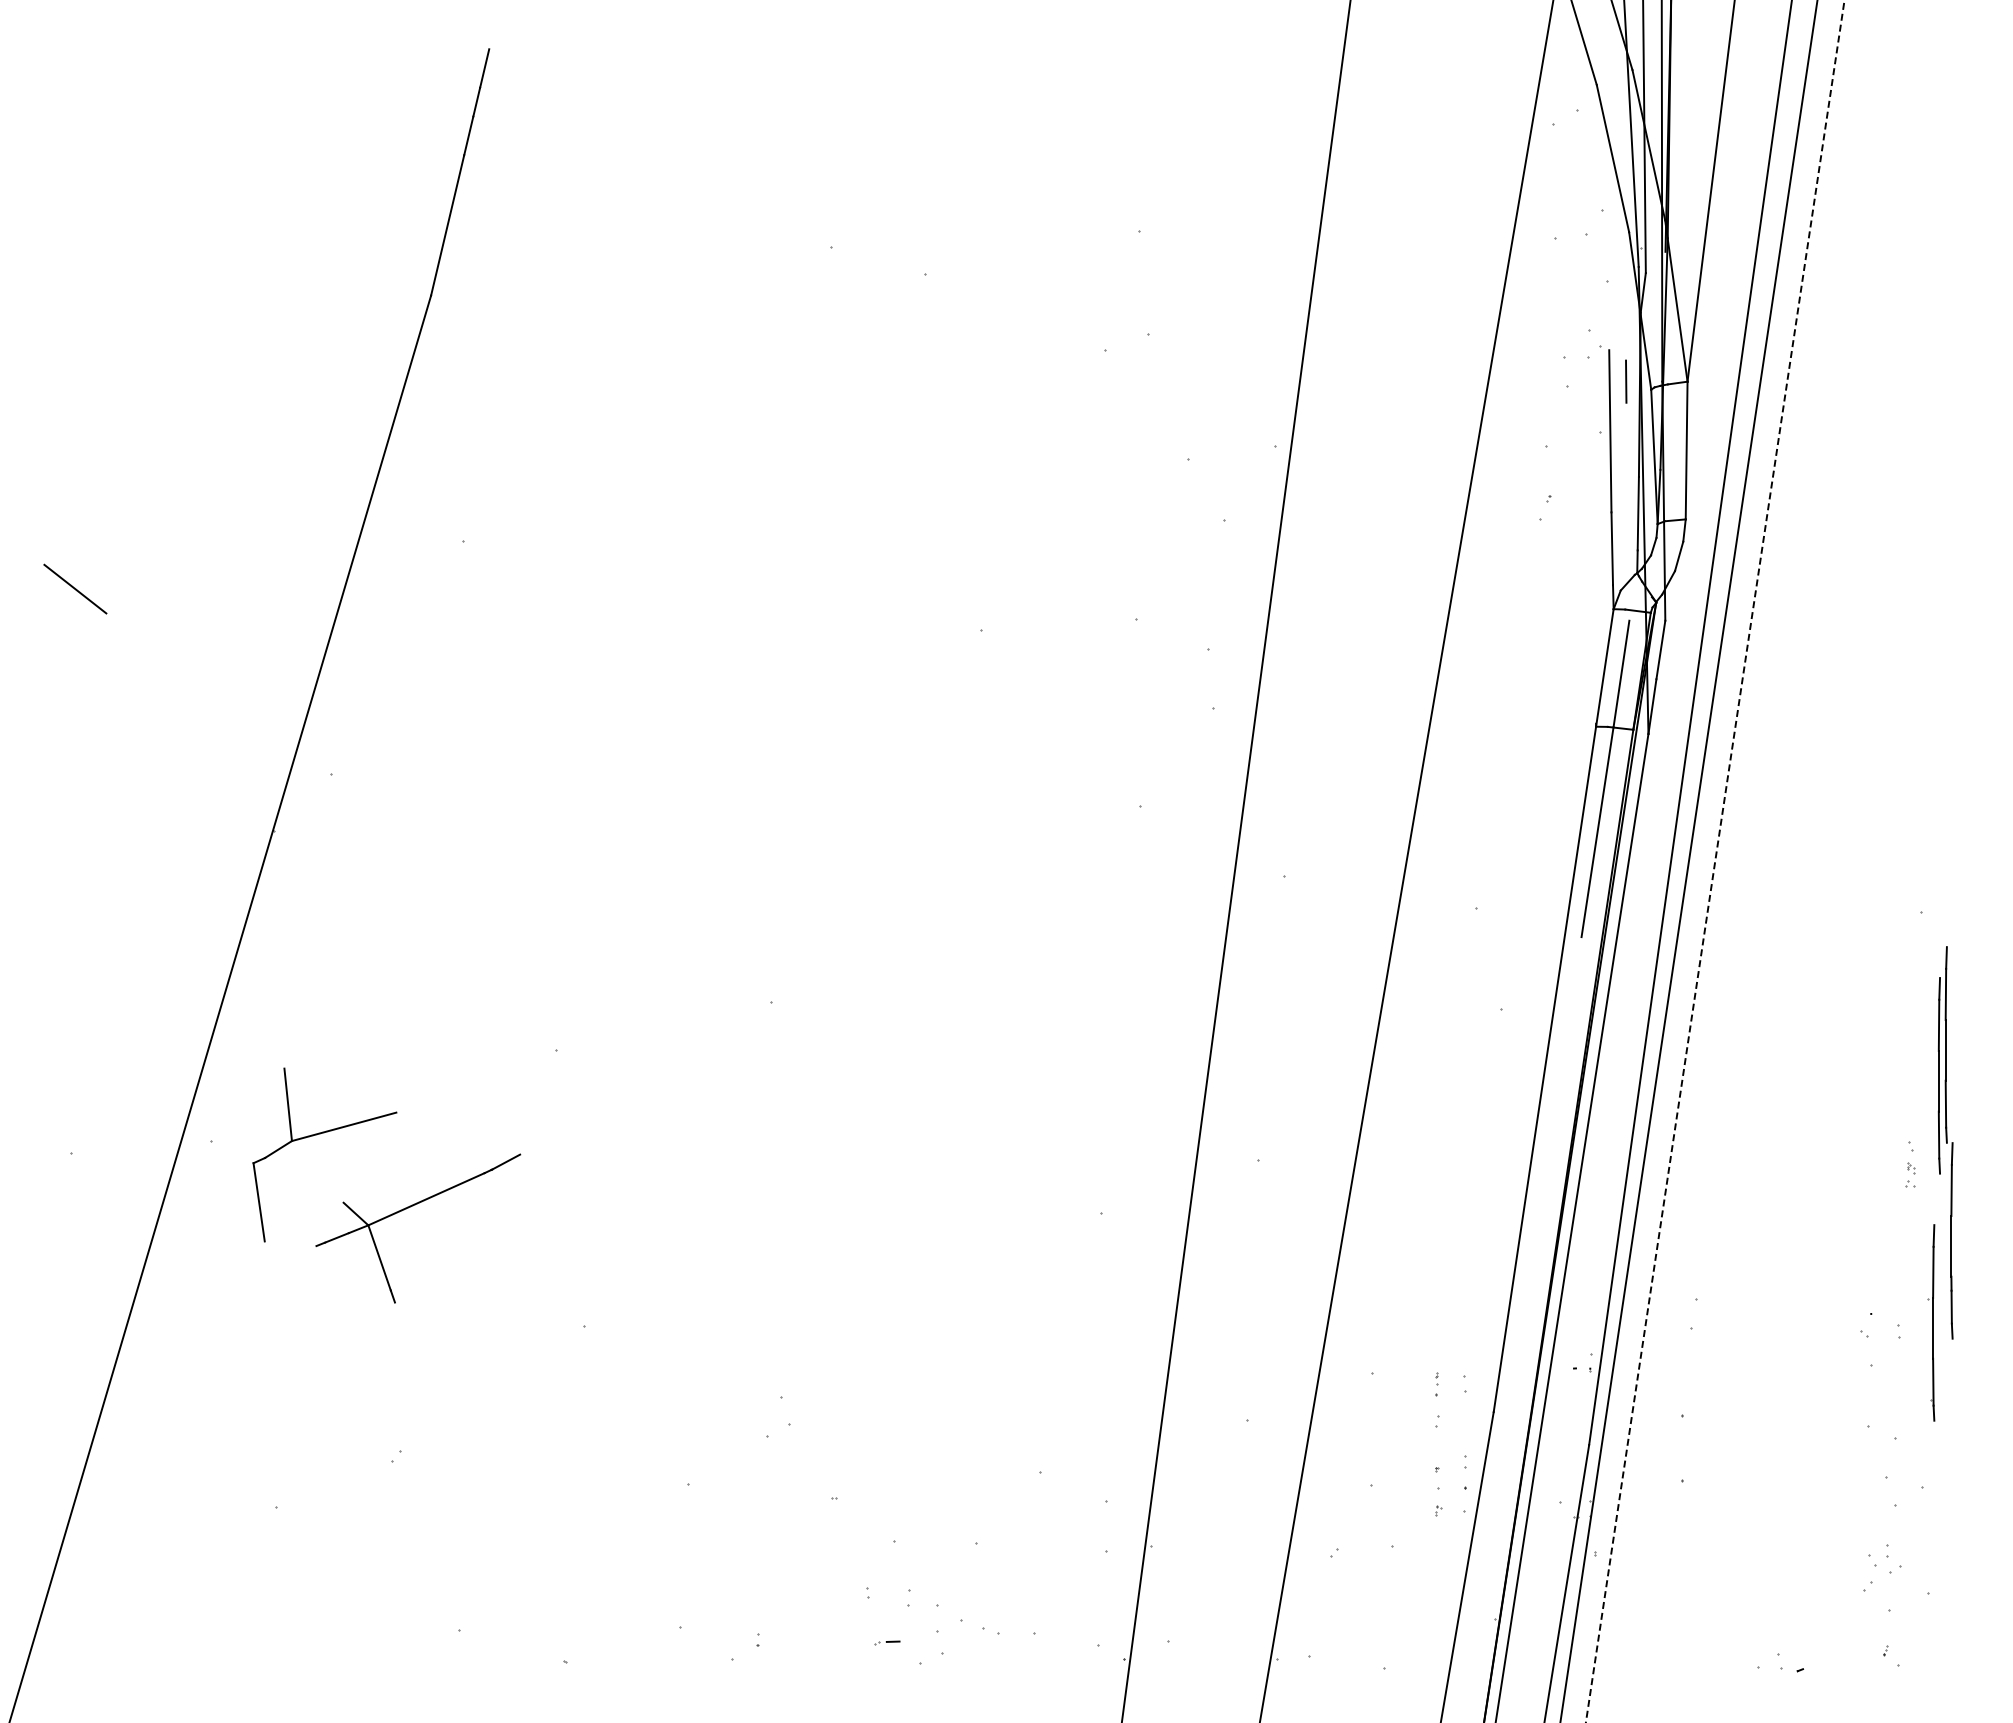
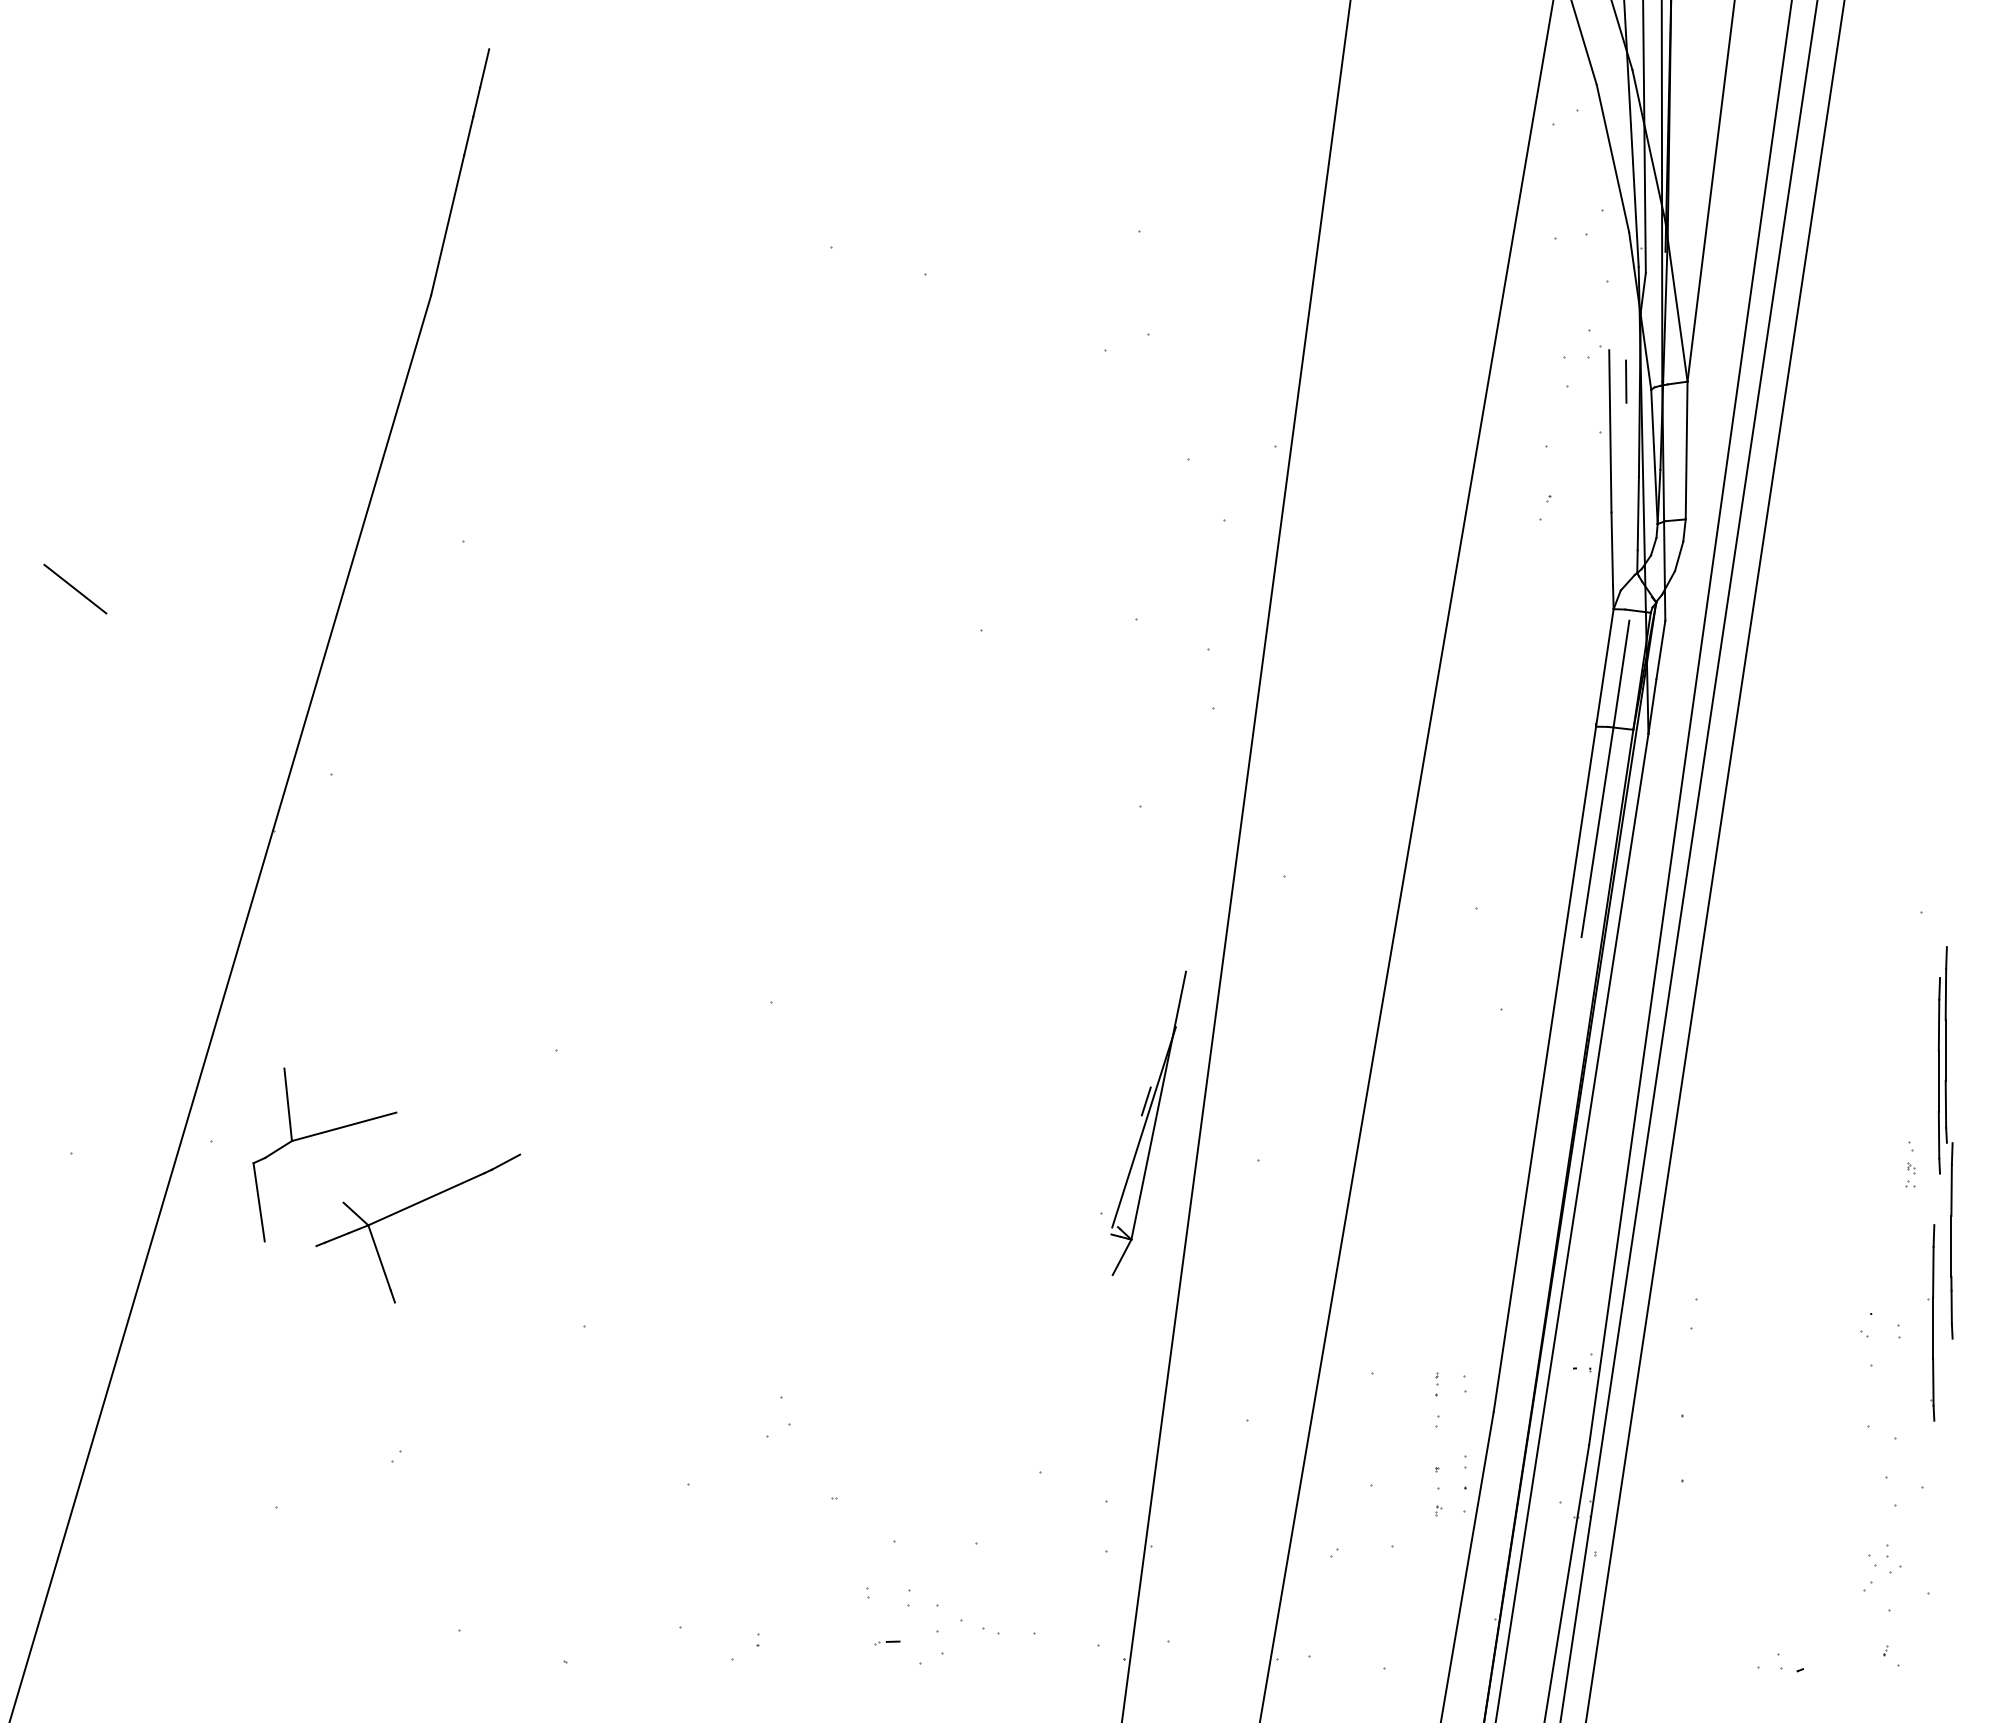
line: dashed -> solid (1715, 861)
part: none -> present (1148, 1122)
